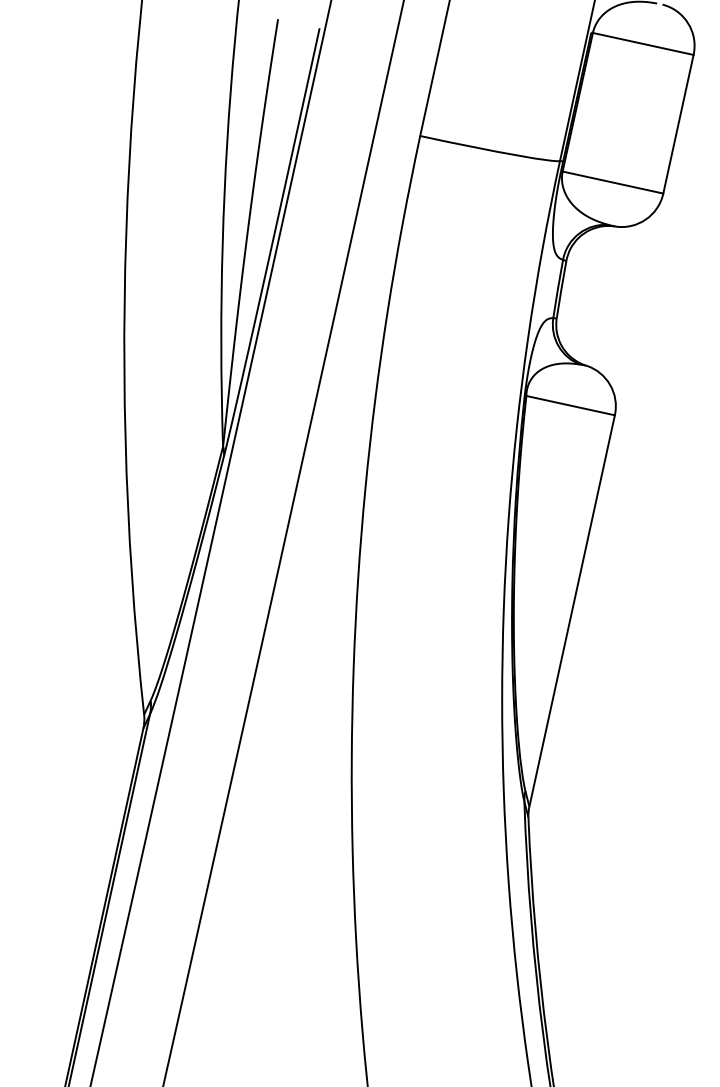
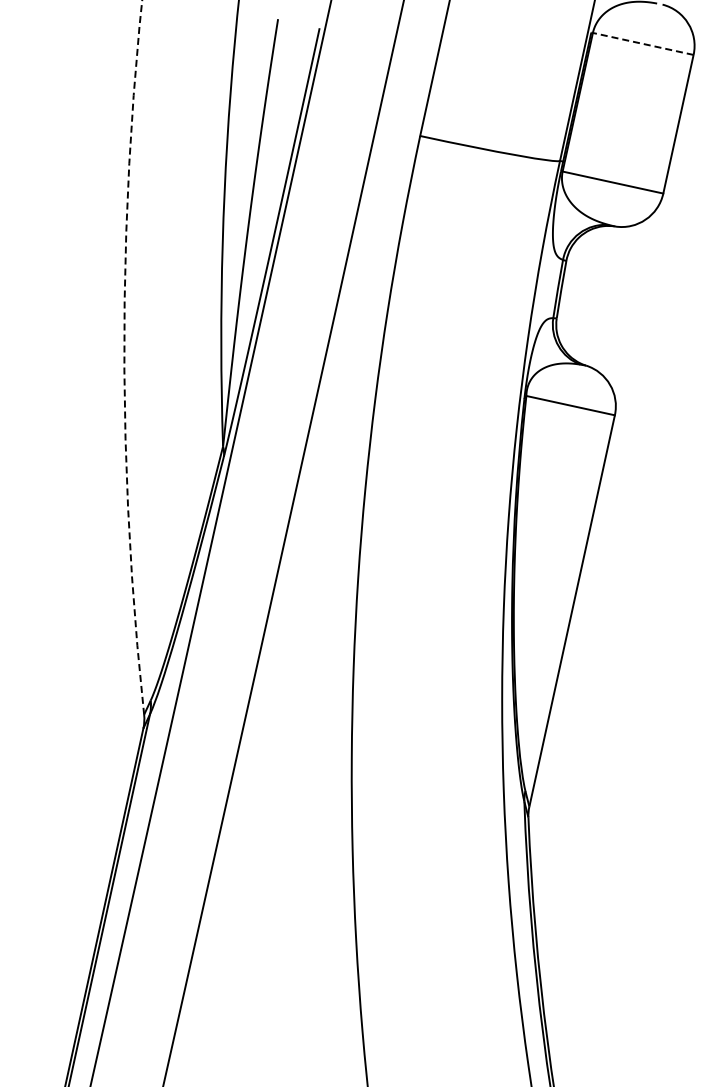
line: solid -> dashed (643, 43)
arc: solid -> dashed (124, 356)
